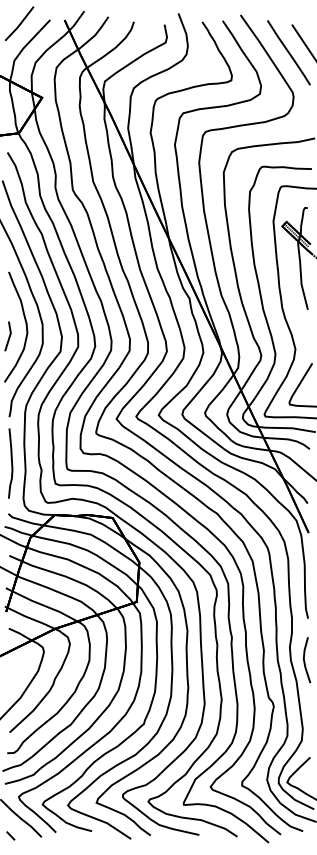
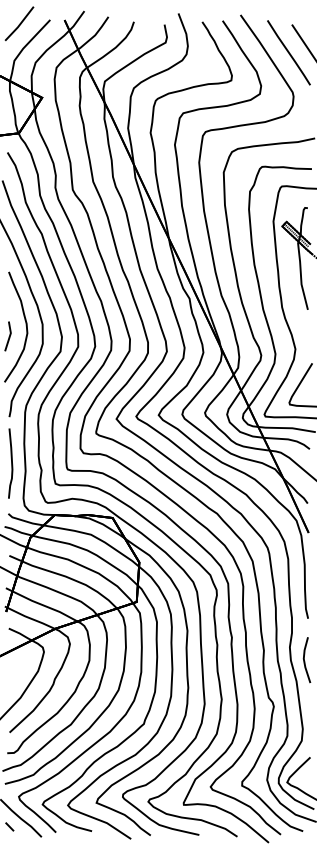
line position: (10, 835) -> (9, 826) (9, 826)
